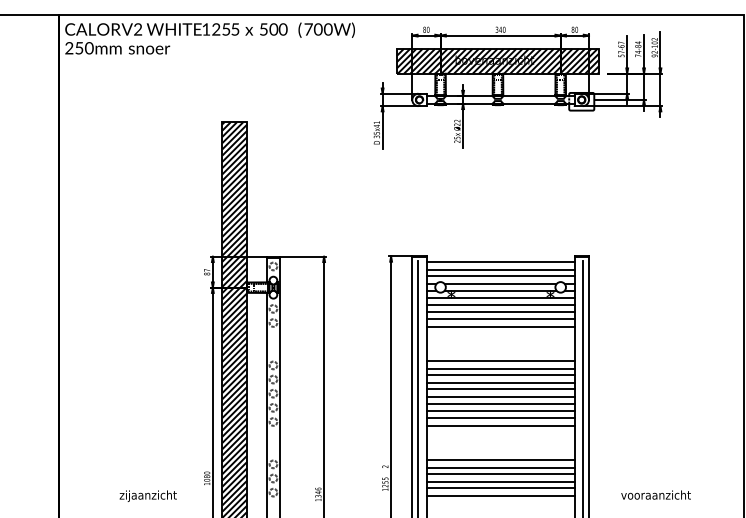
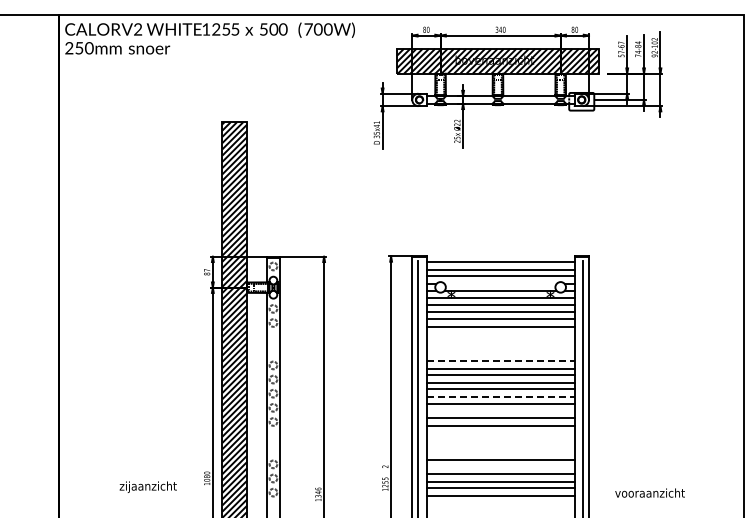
line: present -> none (500, 284)
line: solid -> dashed (500, 361)
line: solid -> dashed (500, 397)
line: present -> none (500, 411)
line: present -> none (500, 467)
text position: (655, 494) -> (649, 492) (649, 492)
text position: (147, 495) -> (147, 486) (147, 486)
